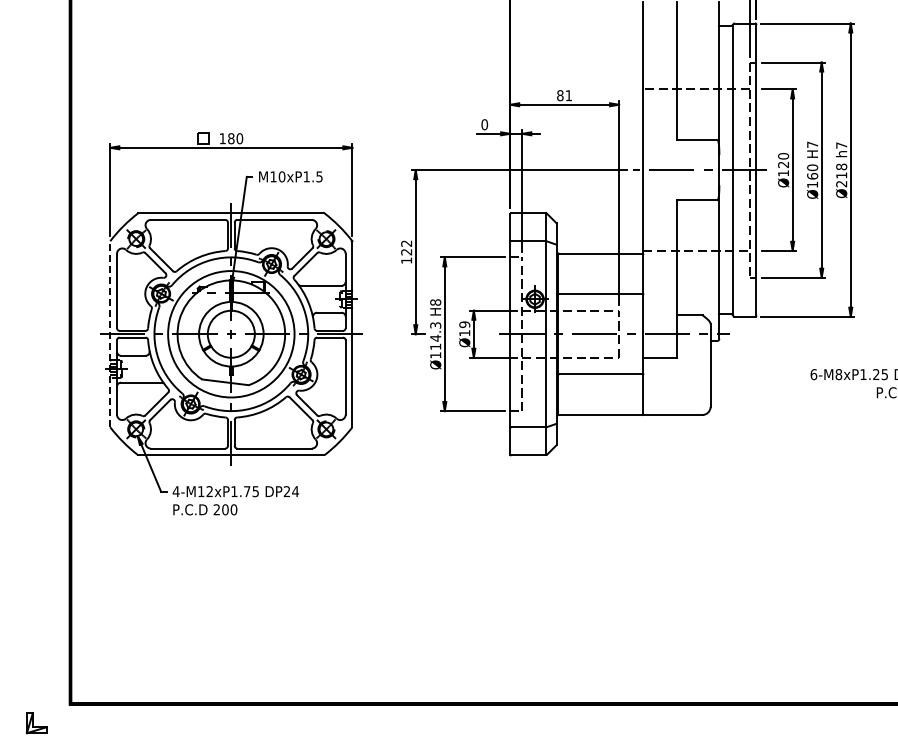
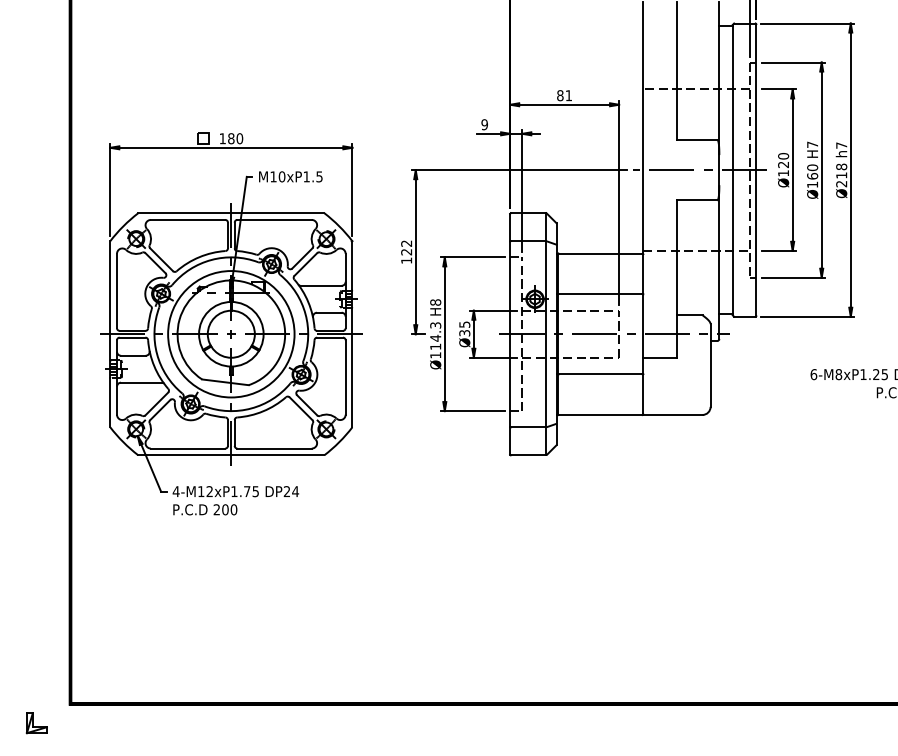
text: 0 -> 9 (484, 124)
text: Ø19 -> Ø35 (464, 328)
line: dashed -> solid (110, 333)
